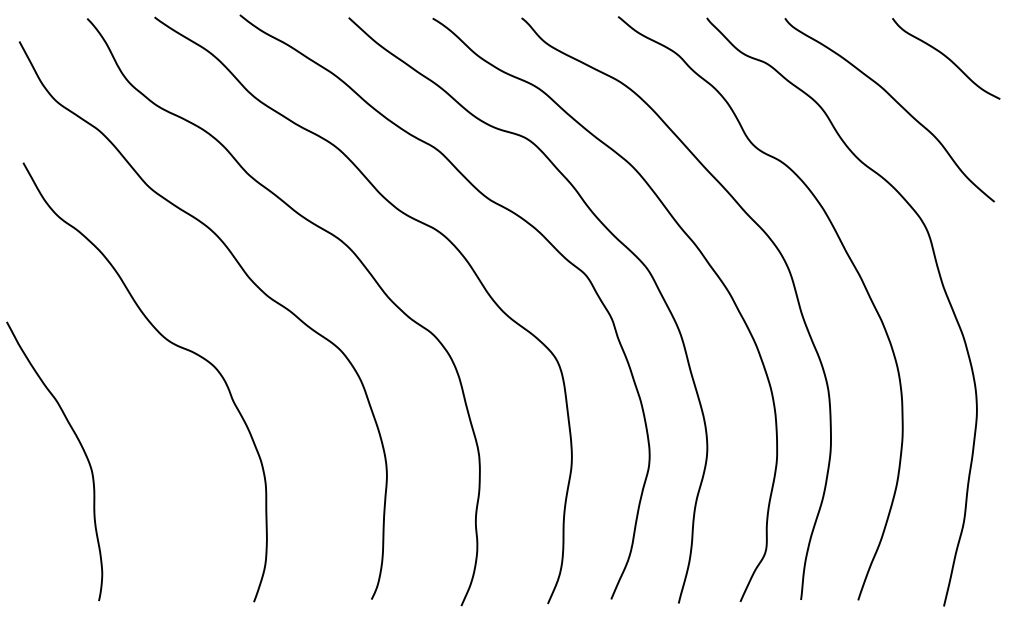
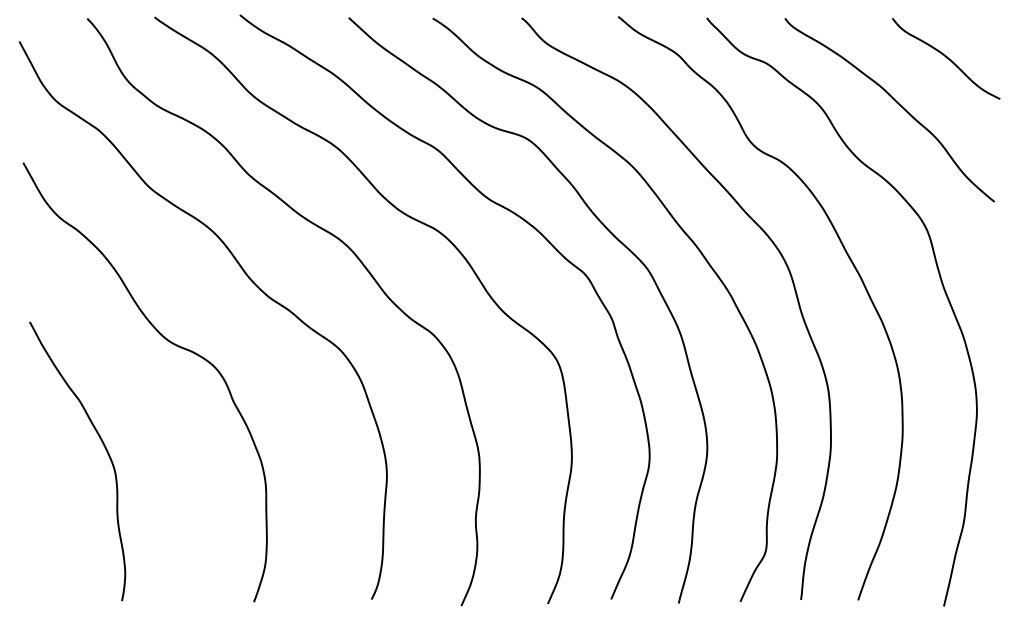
curve position: (82, 450) -> (105, 450) (105, 450)
